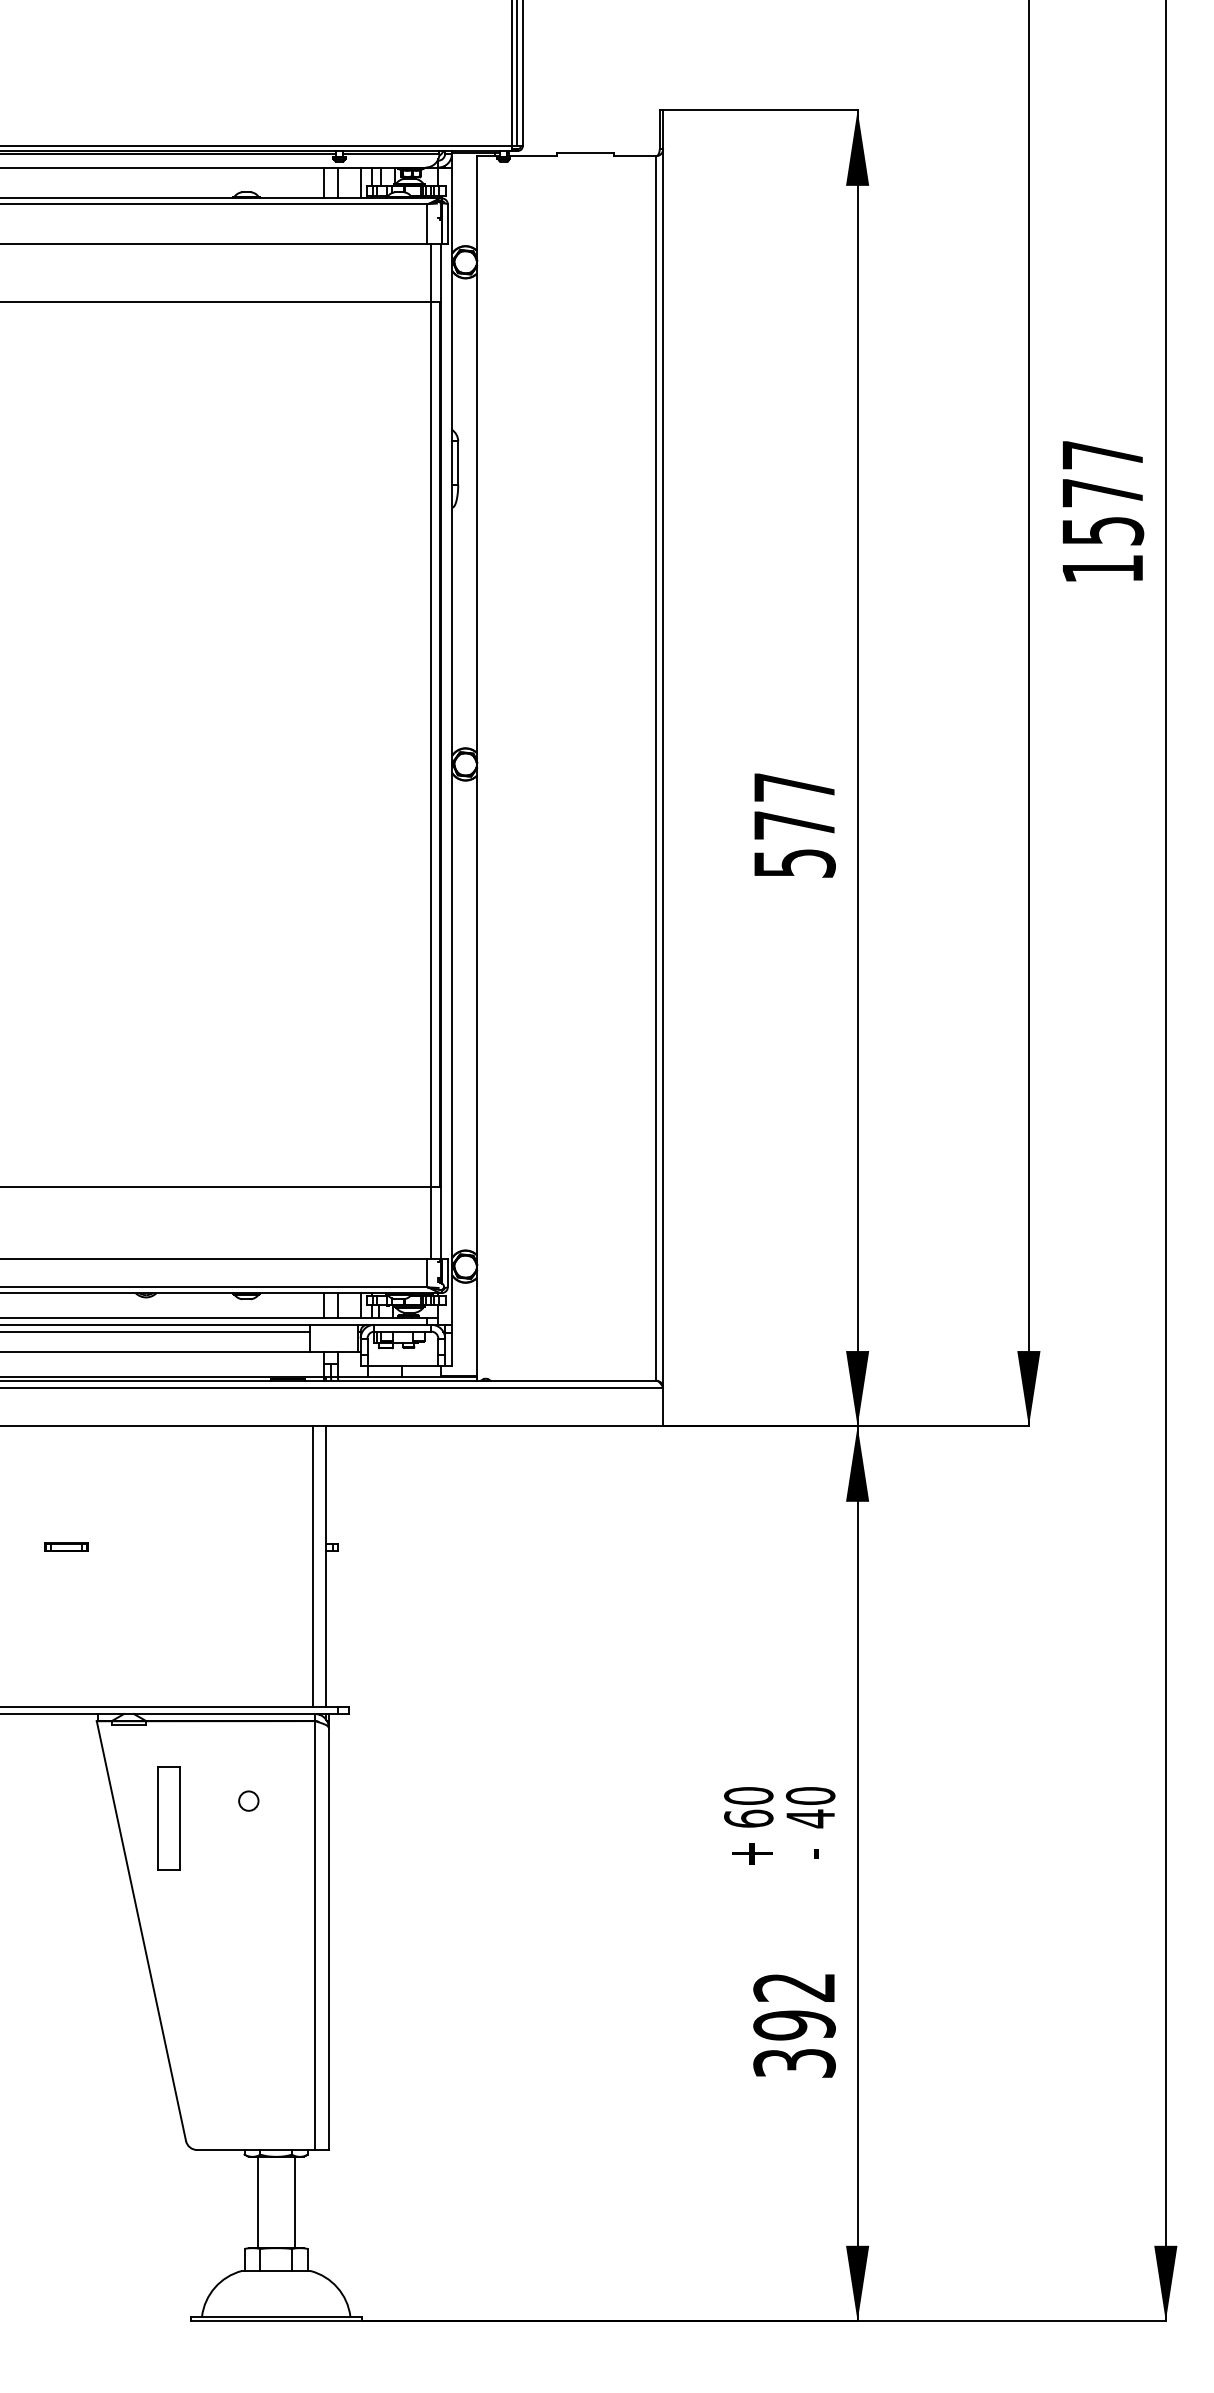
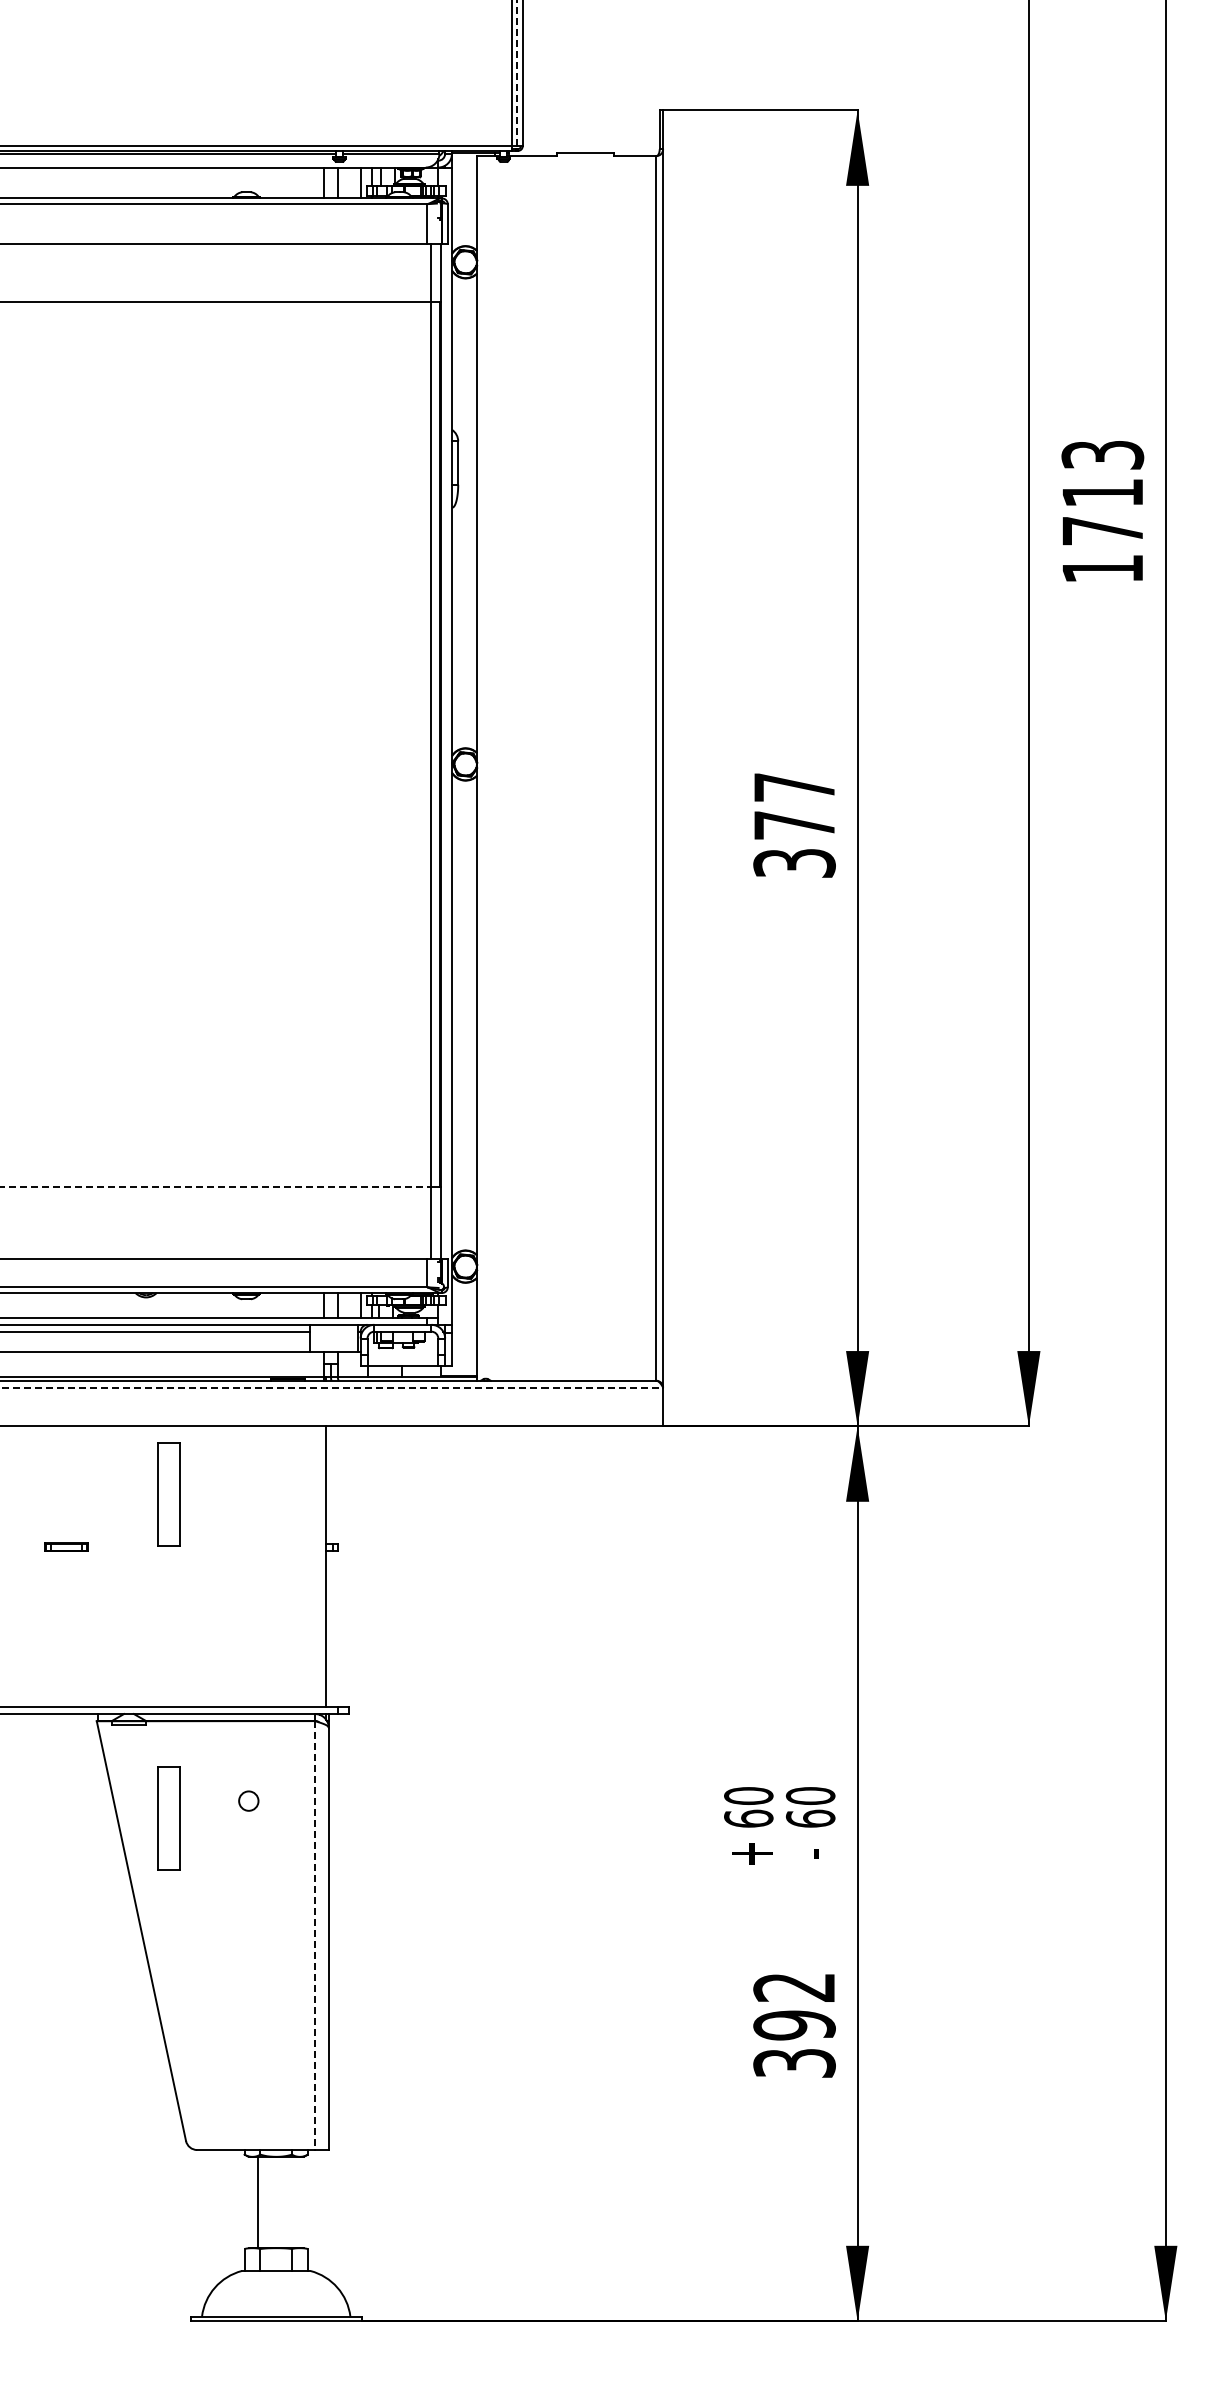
line: solid -> dashed (516, 73)
text: 1577 -> 1713 (1102, 493)
text: 577 -> 377 (794, 863)
line: solid -> dashed (216, 1187)
line: solid -> dashed (332, 1387)
part: none -> present (168, 1494)
line: present -> none (312, 1566)
text: 40 -> 60 (810, 1818)
line: solid -> dashed (315, 1936)
line: present -> none (294, 2202)
